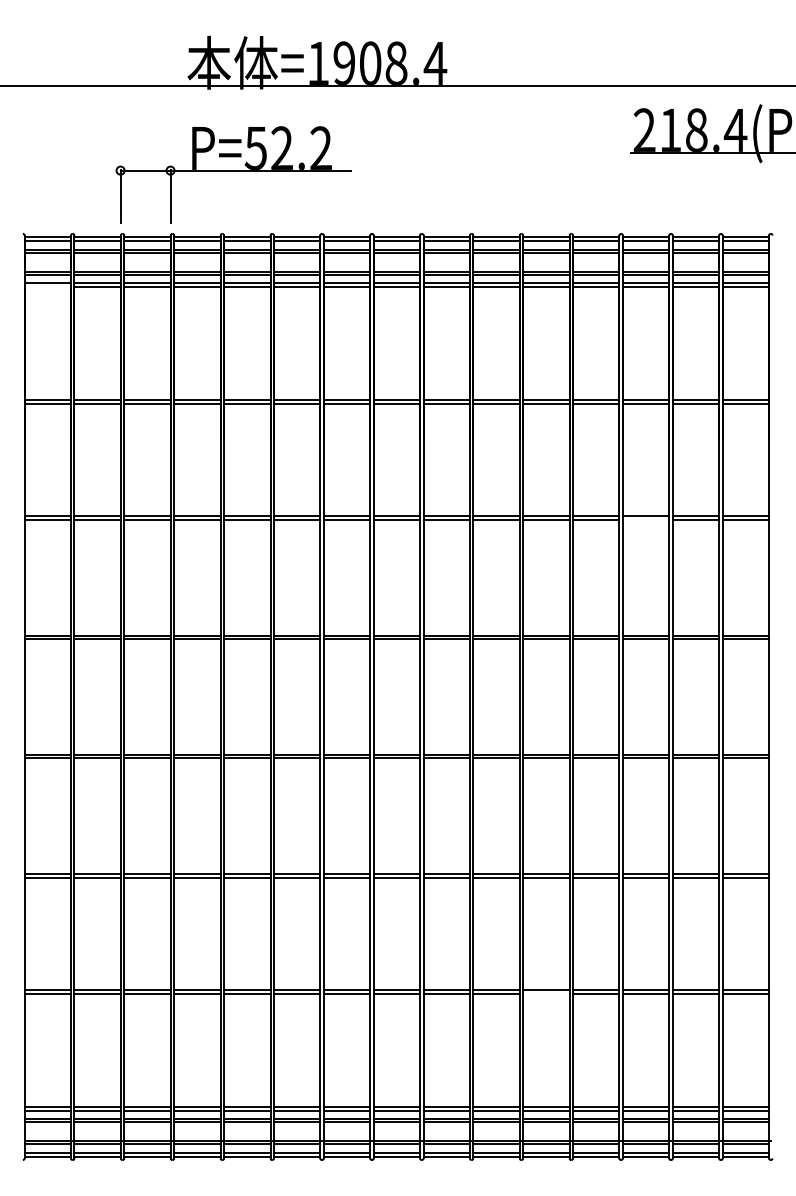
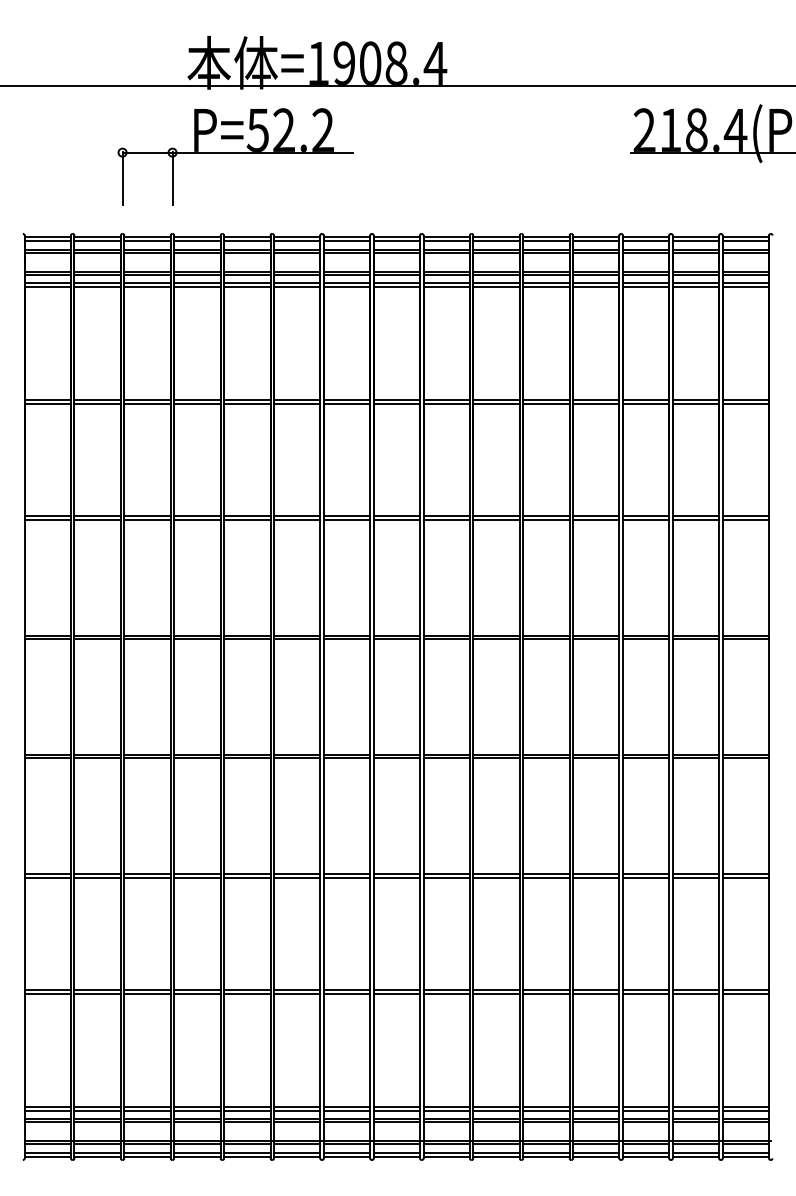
part position: (233, 174) -> (235, 156) (235, 156)
line: none -> present (47, 286)
line: none -> present (645, 519)
line: none -> present (546, 993)
